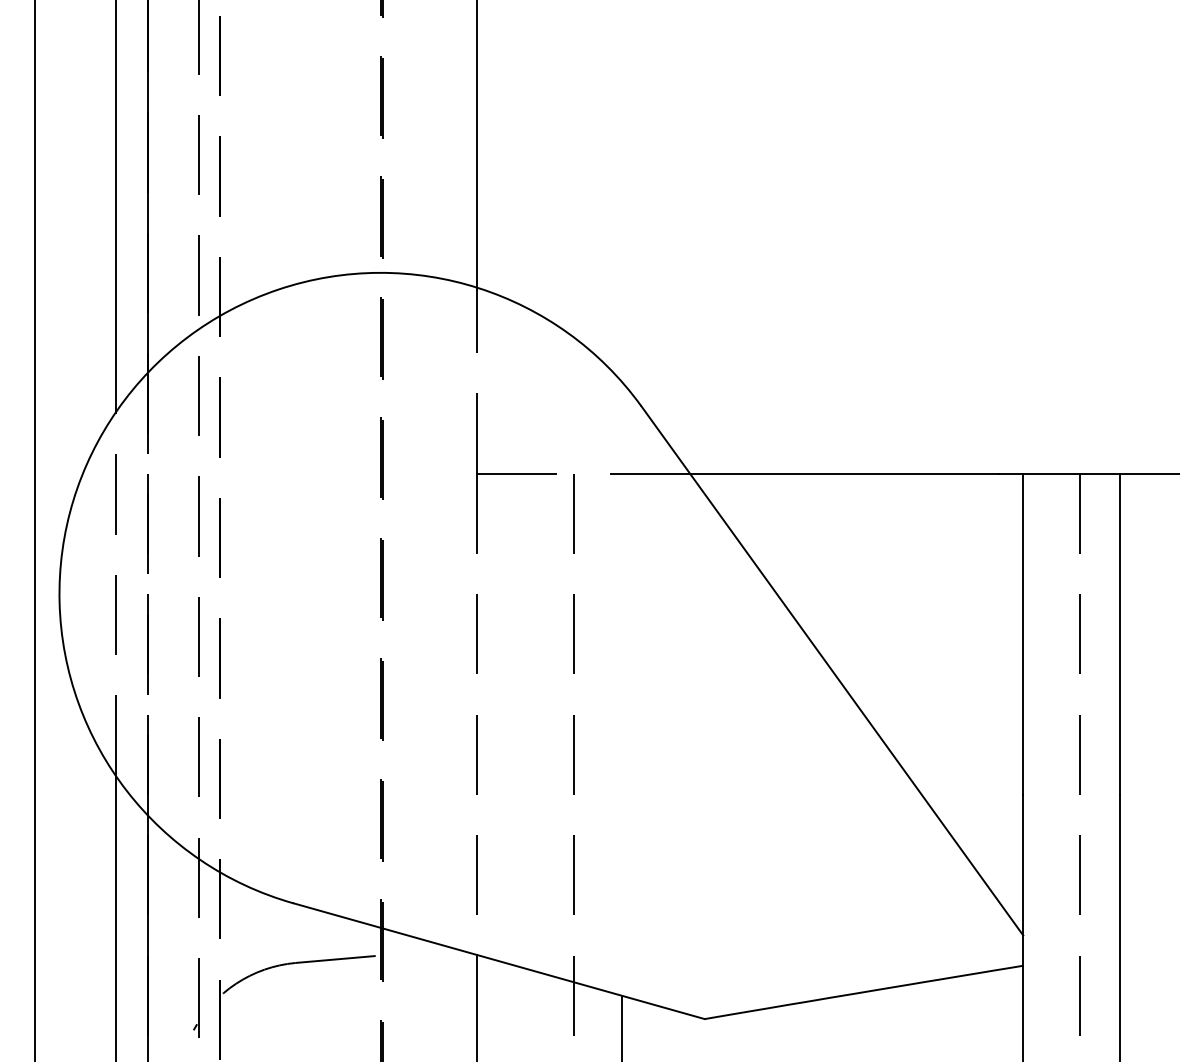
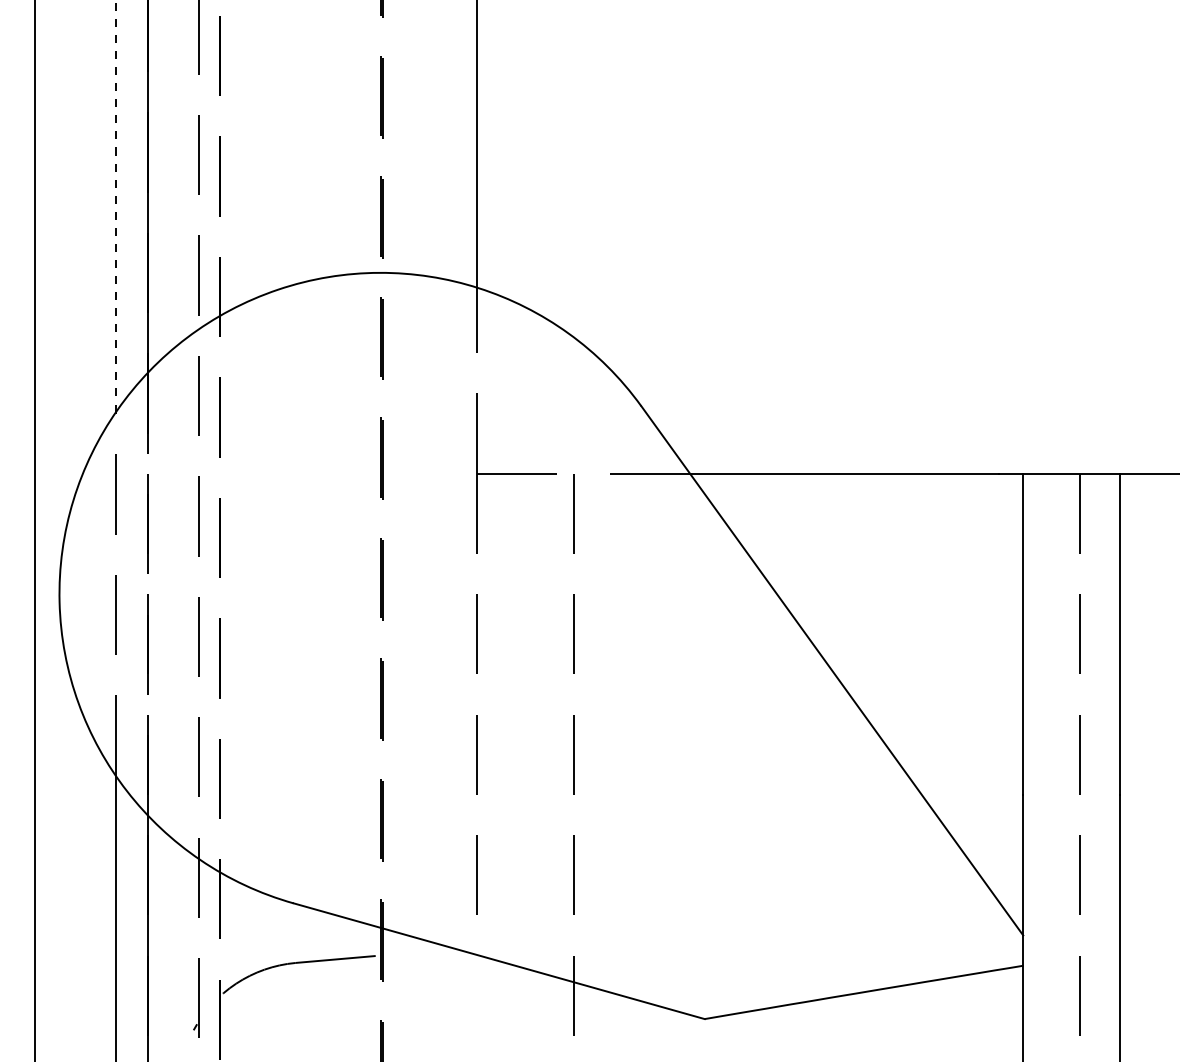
line: solid -> dashed (115, 205)
line: present -> none (477, 1006)
line: present -> none (621, 1026)
